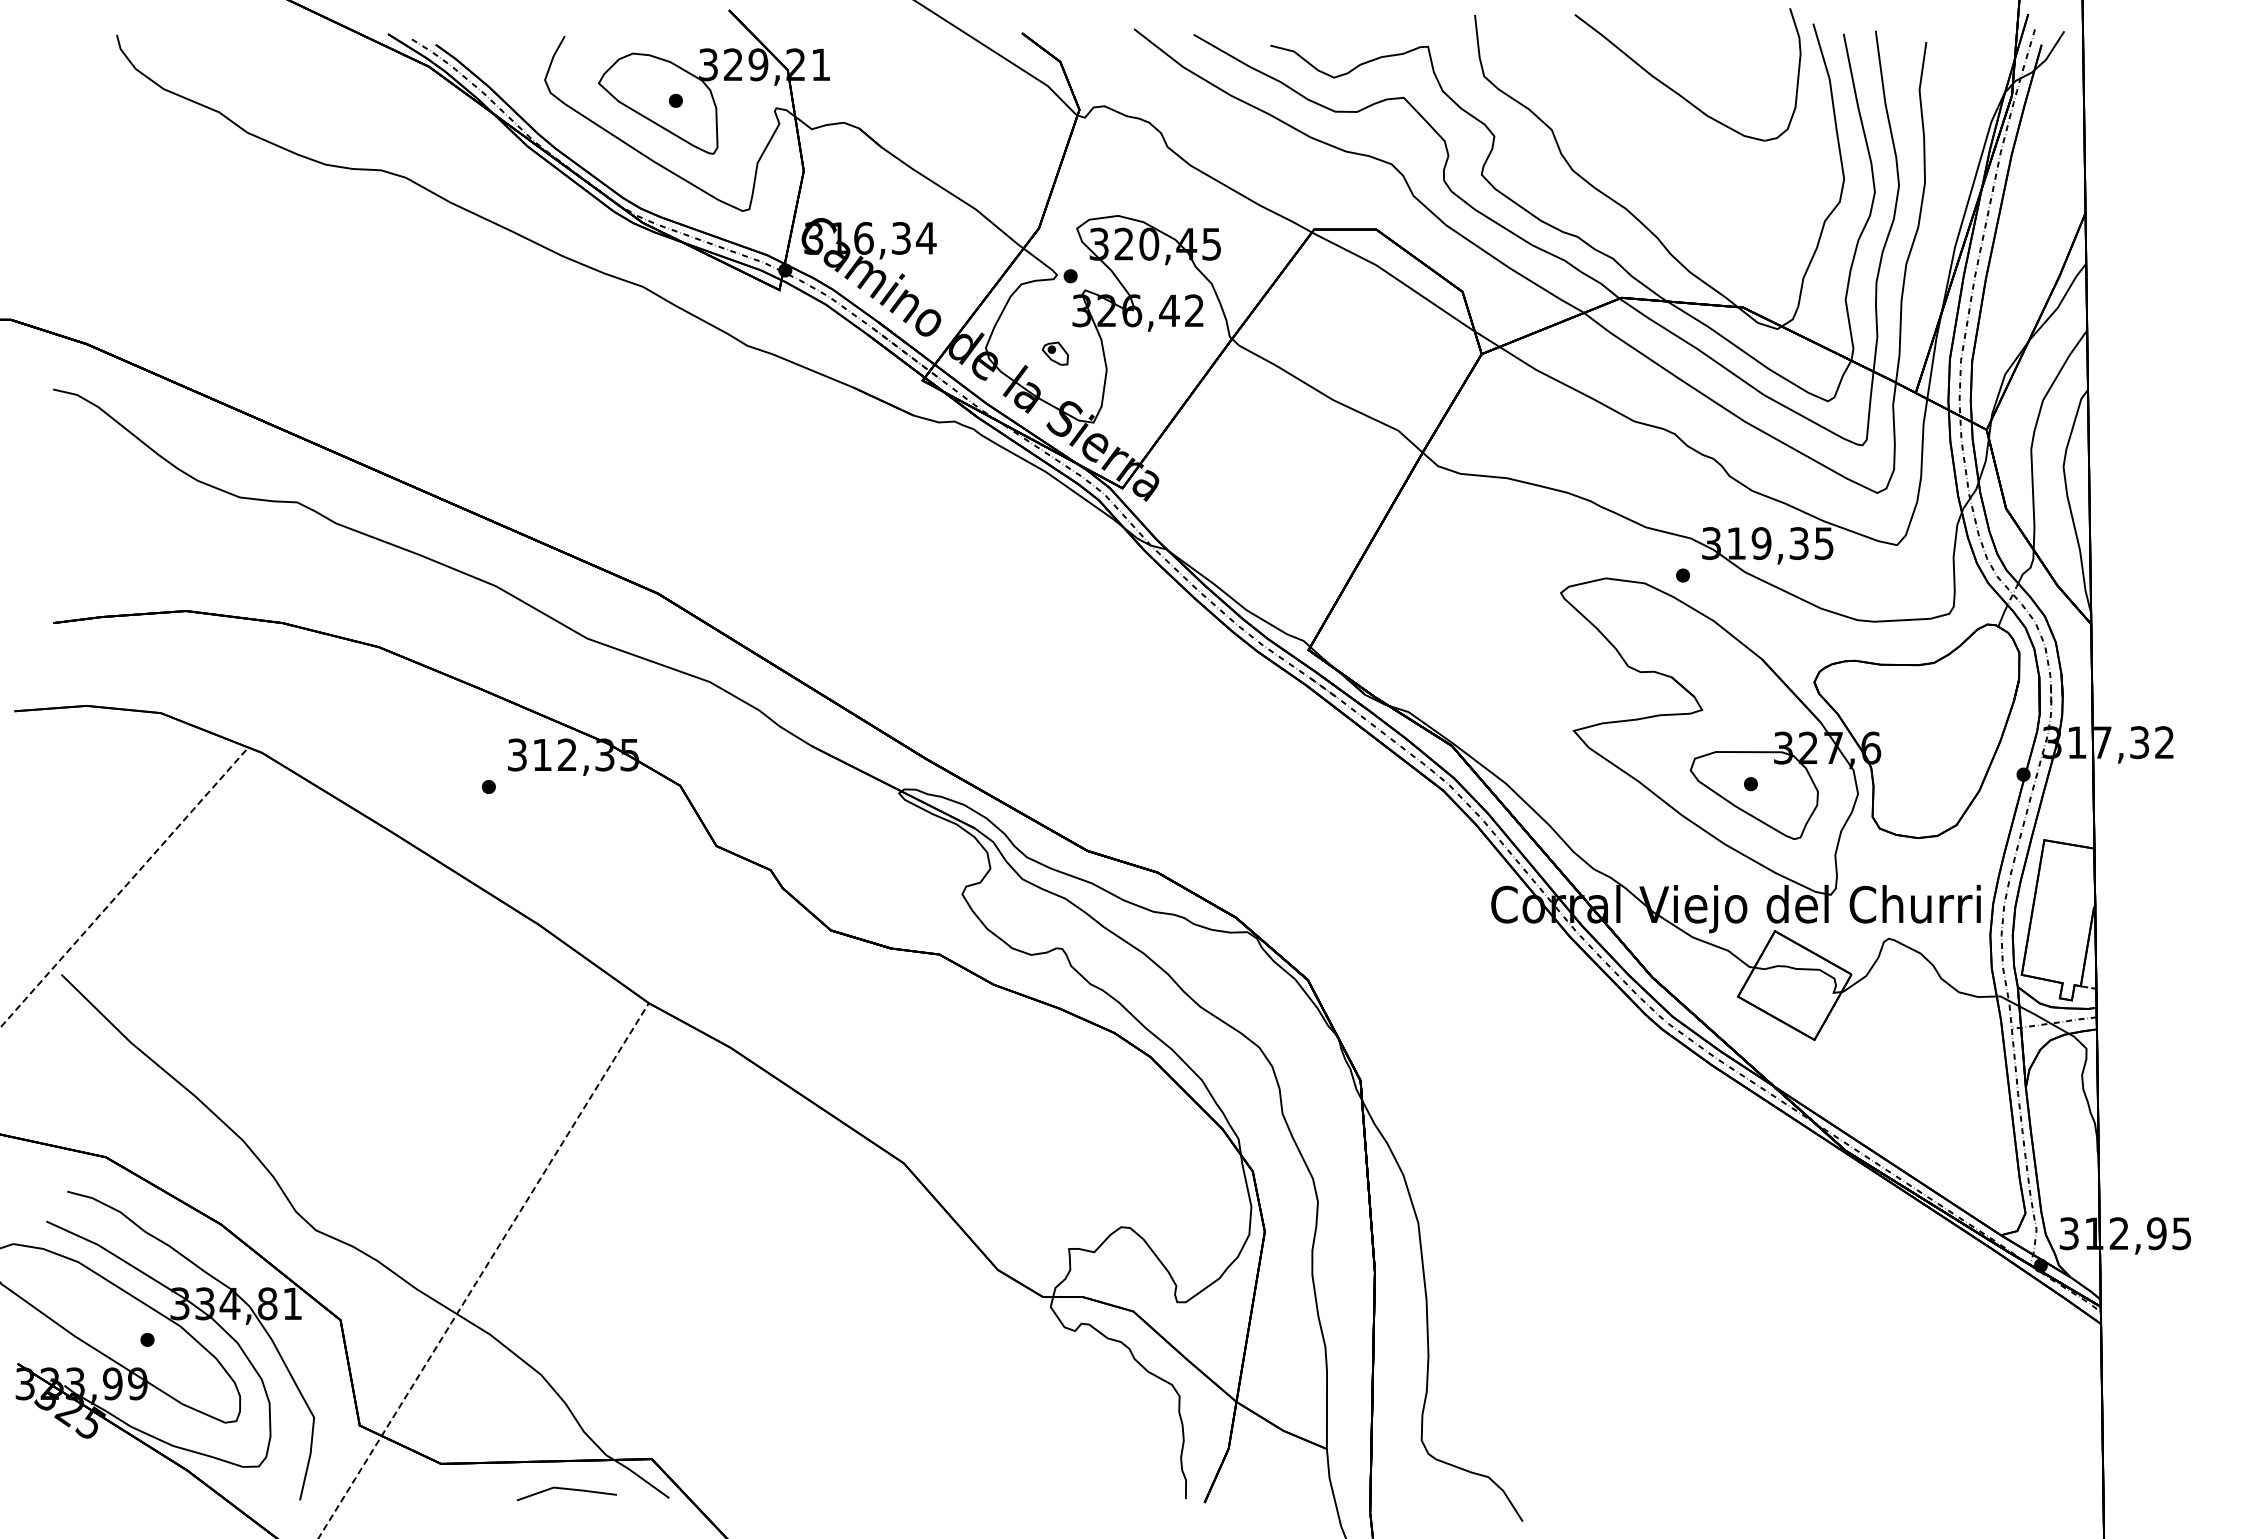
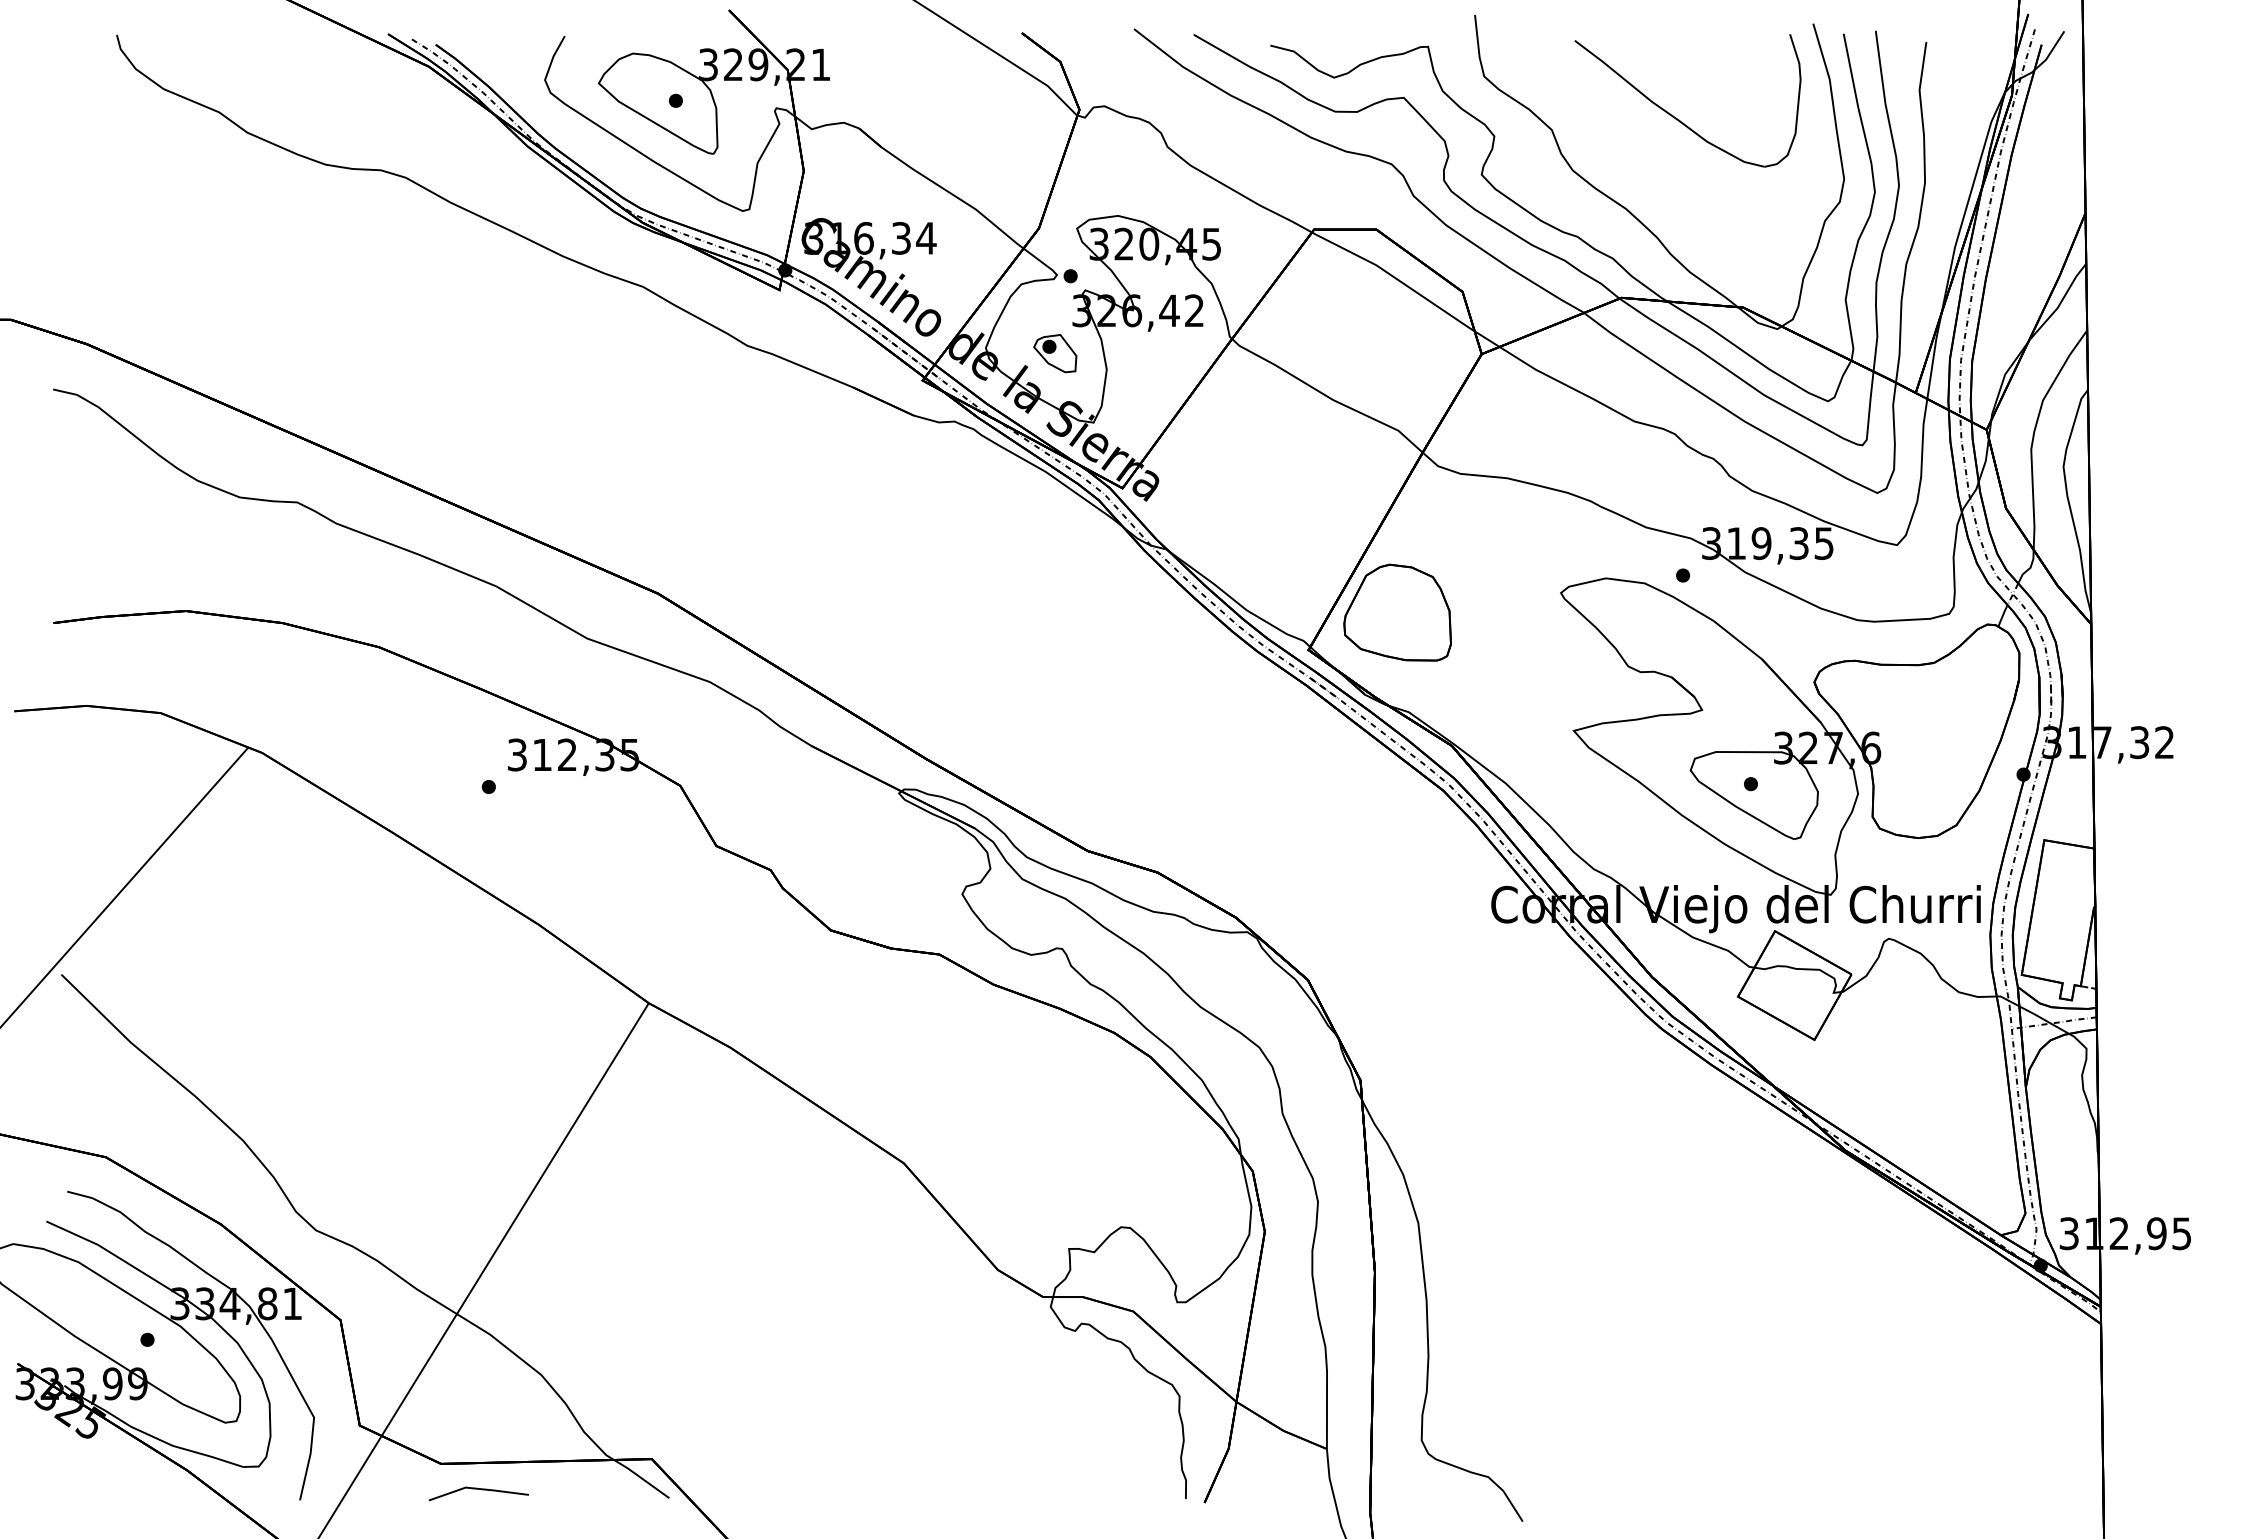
part position: (1676, 91) -> (1676, 117) (1676, 117)
part size: 28x25 px -> 45x40 px (1055, 353)
part: none -> present (1397, 612)
line: dashed -> solid (124, 887)
line: dashed -> solid (483, 1271)
line position: (566, 1489) -> (478, 1489) (478, 1489)
